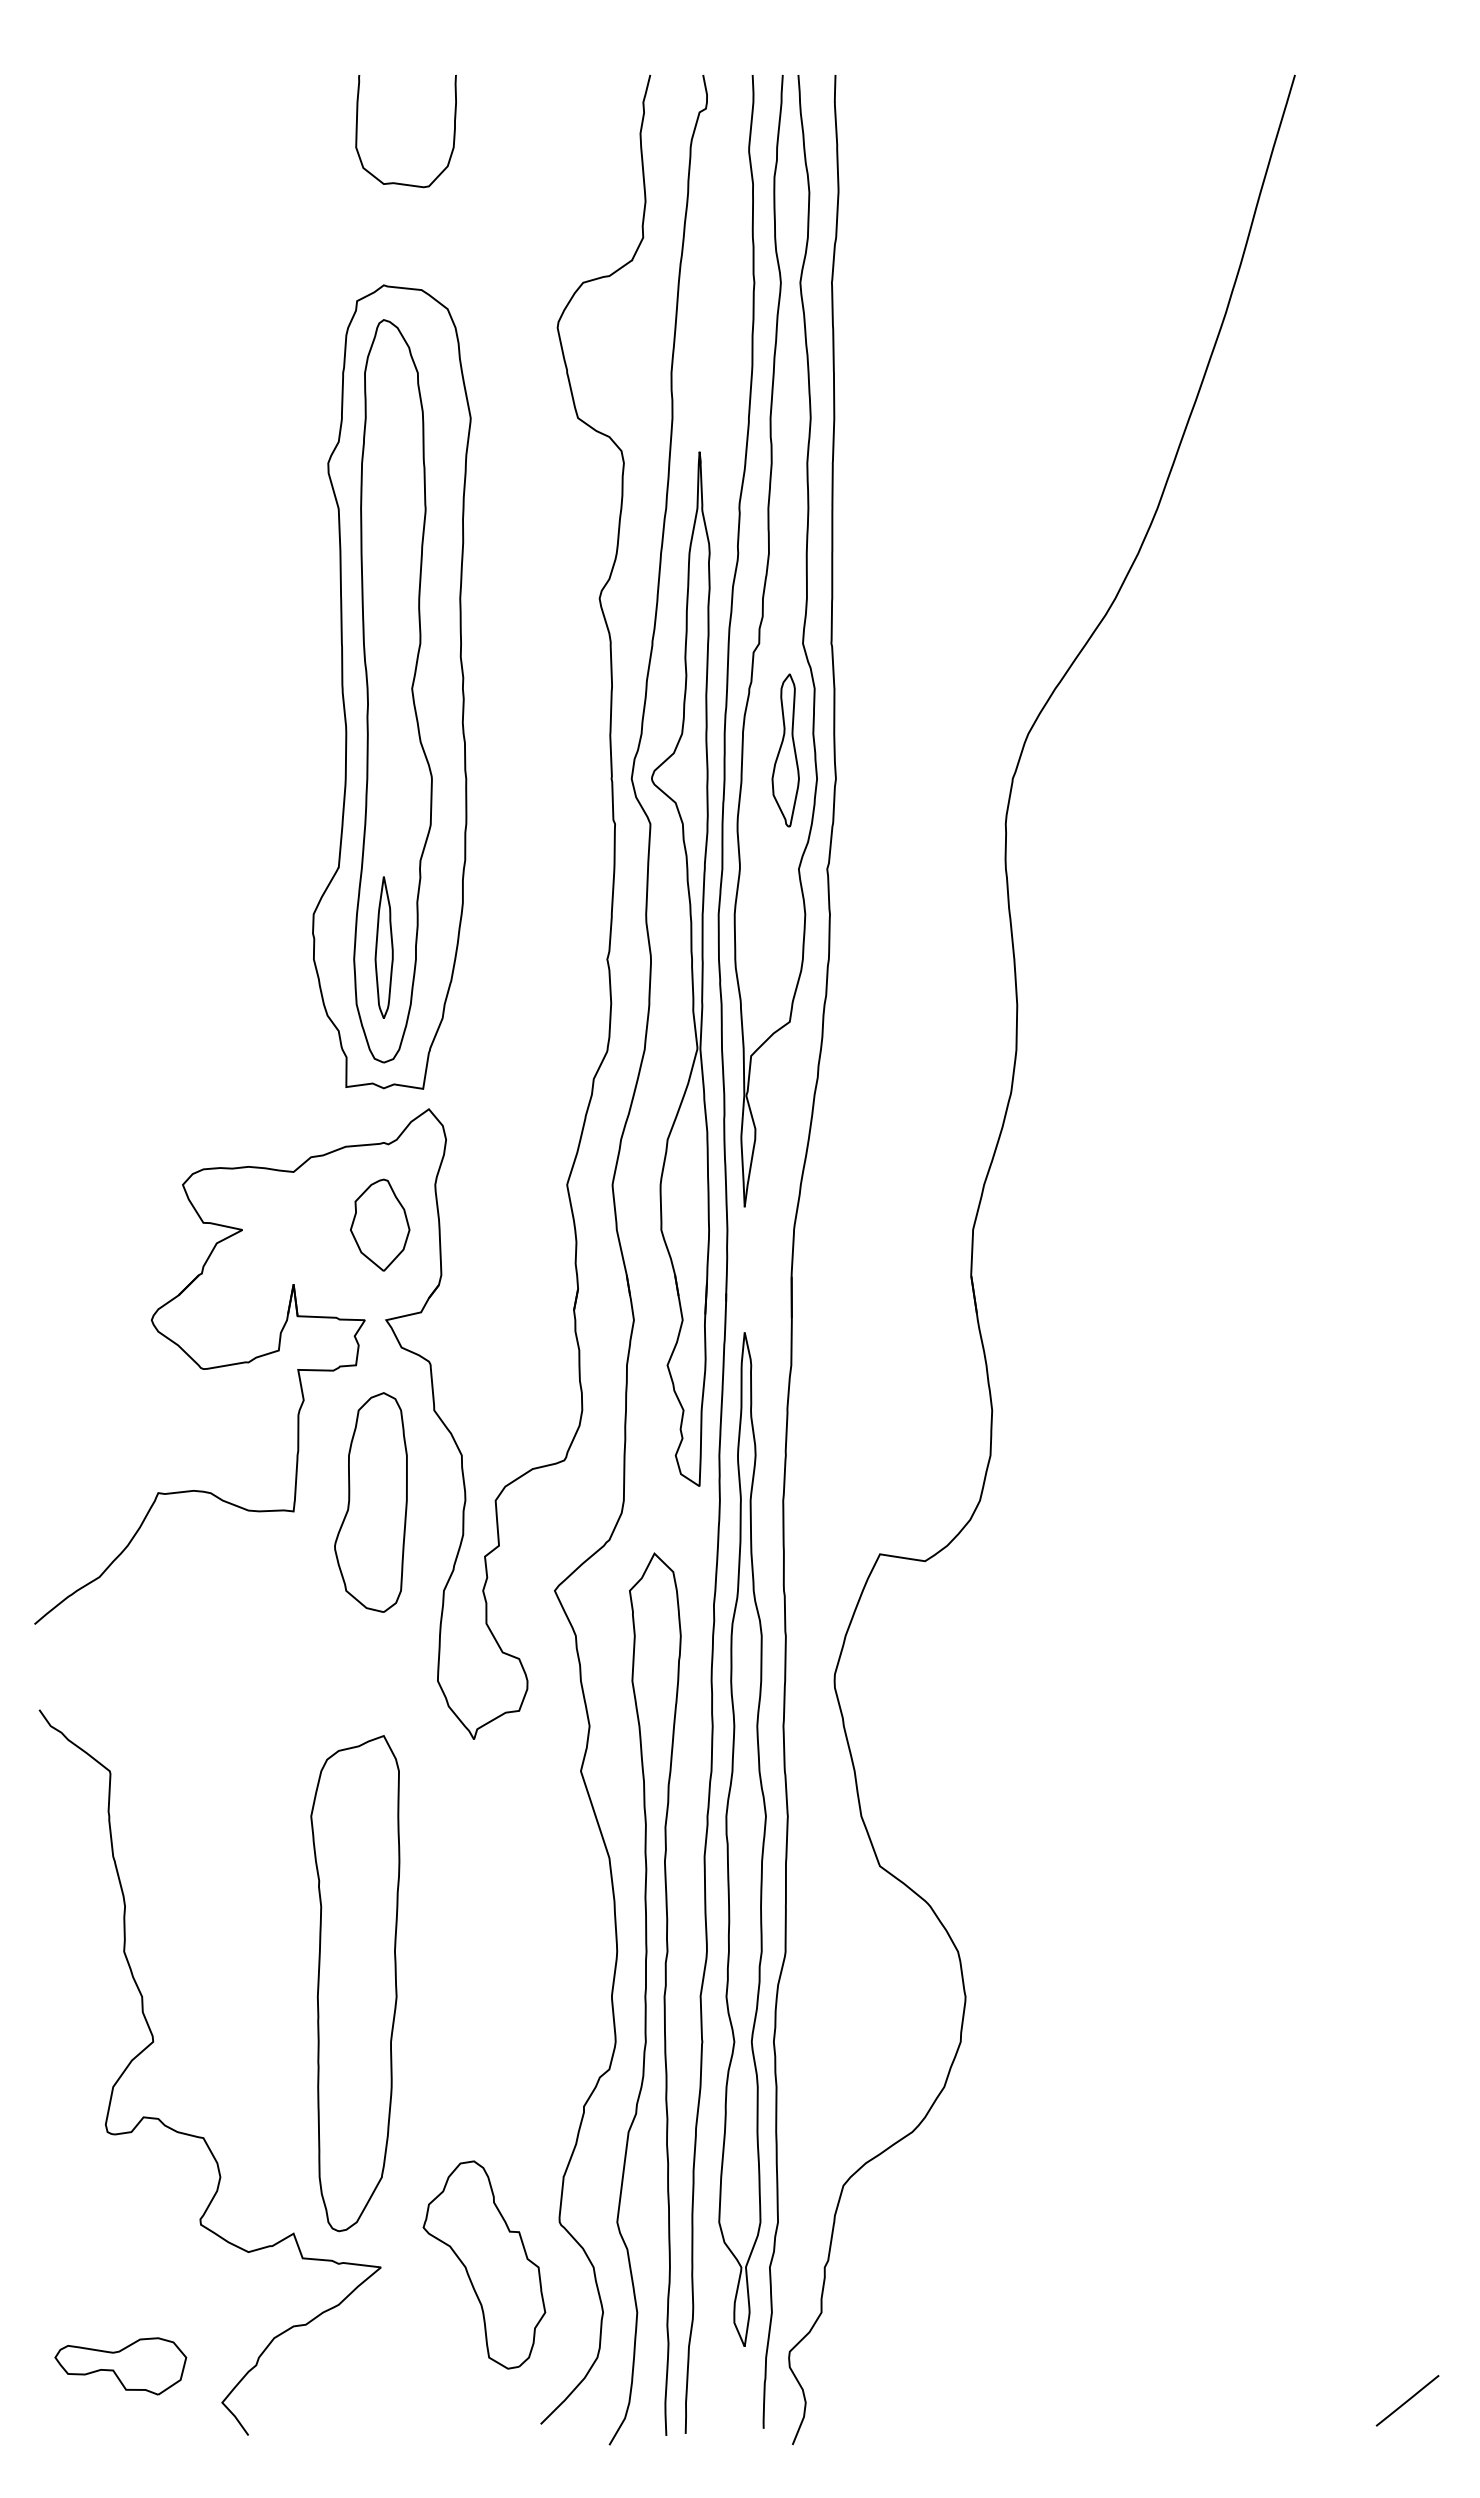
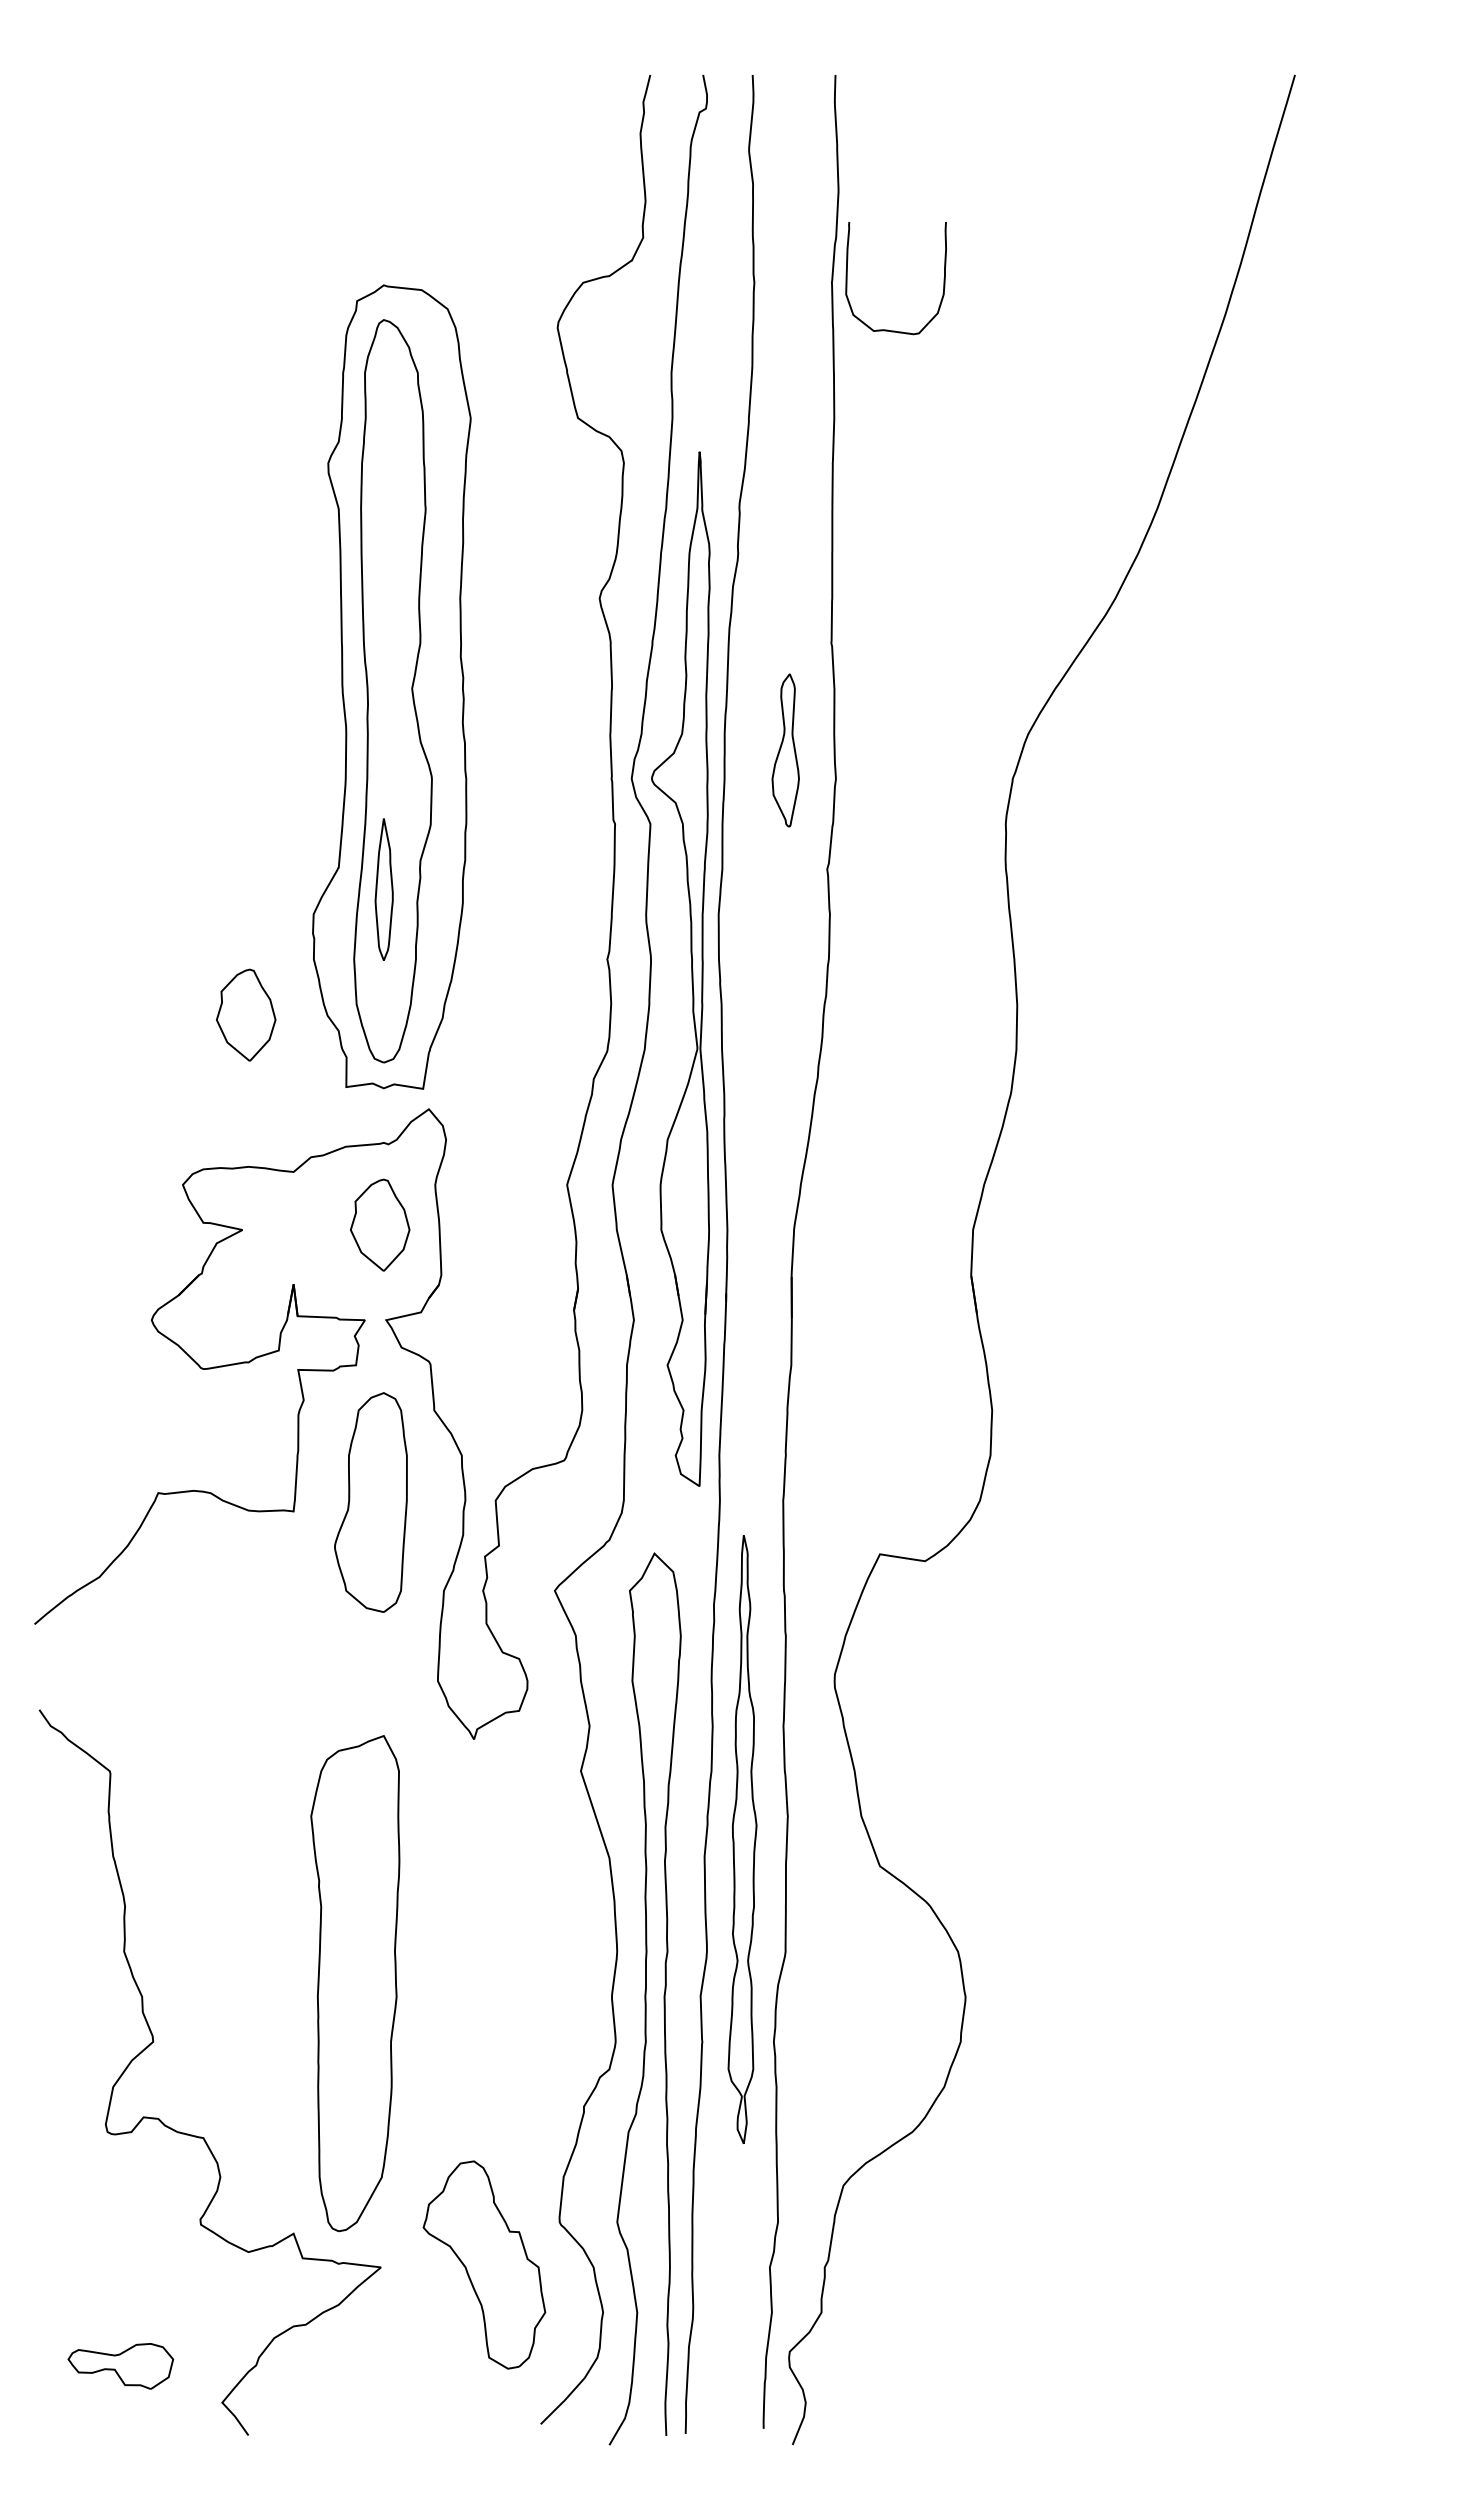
curve position: (357, 131) -> (847, 278) (847, 278)
part: present -> none (760, 641)
part position: (383, 947) -> (383, 889) (383, 889)
part: none -> present (246, 1014)
part size: 49x1015 px -> 31x609 px (742, 1839)
part size: 134x59 px -> 108x47 px (120, 2366)
line: present -> none (1407, 2400)
